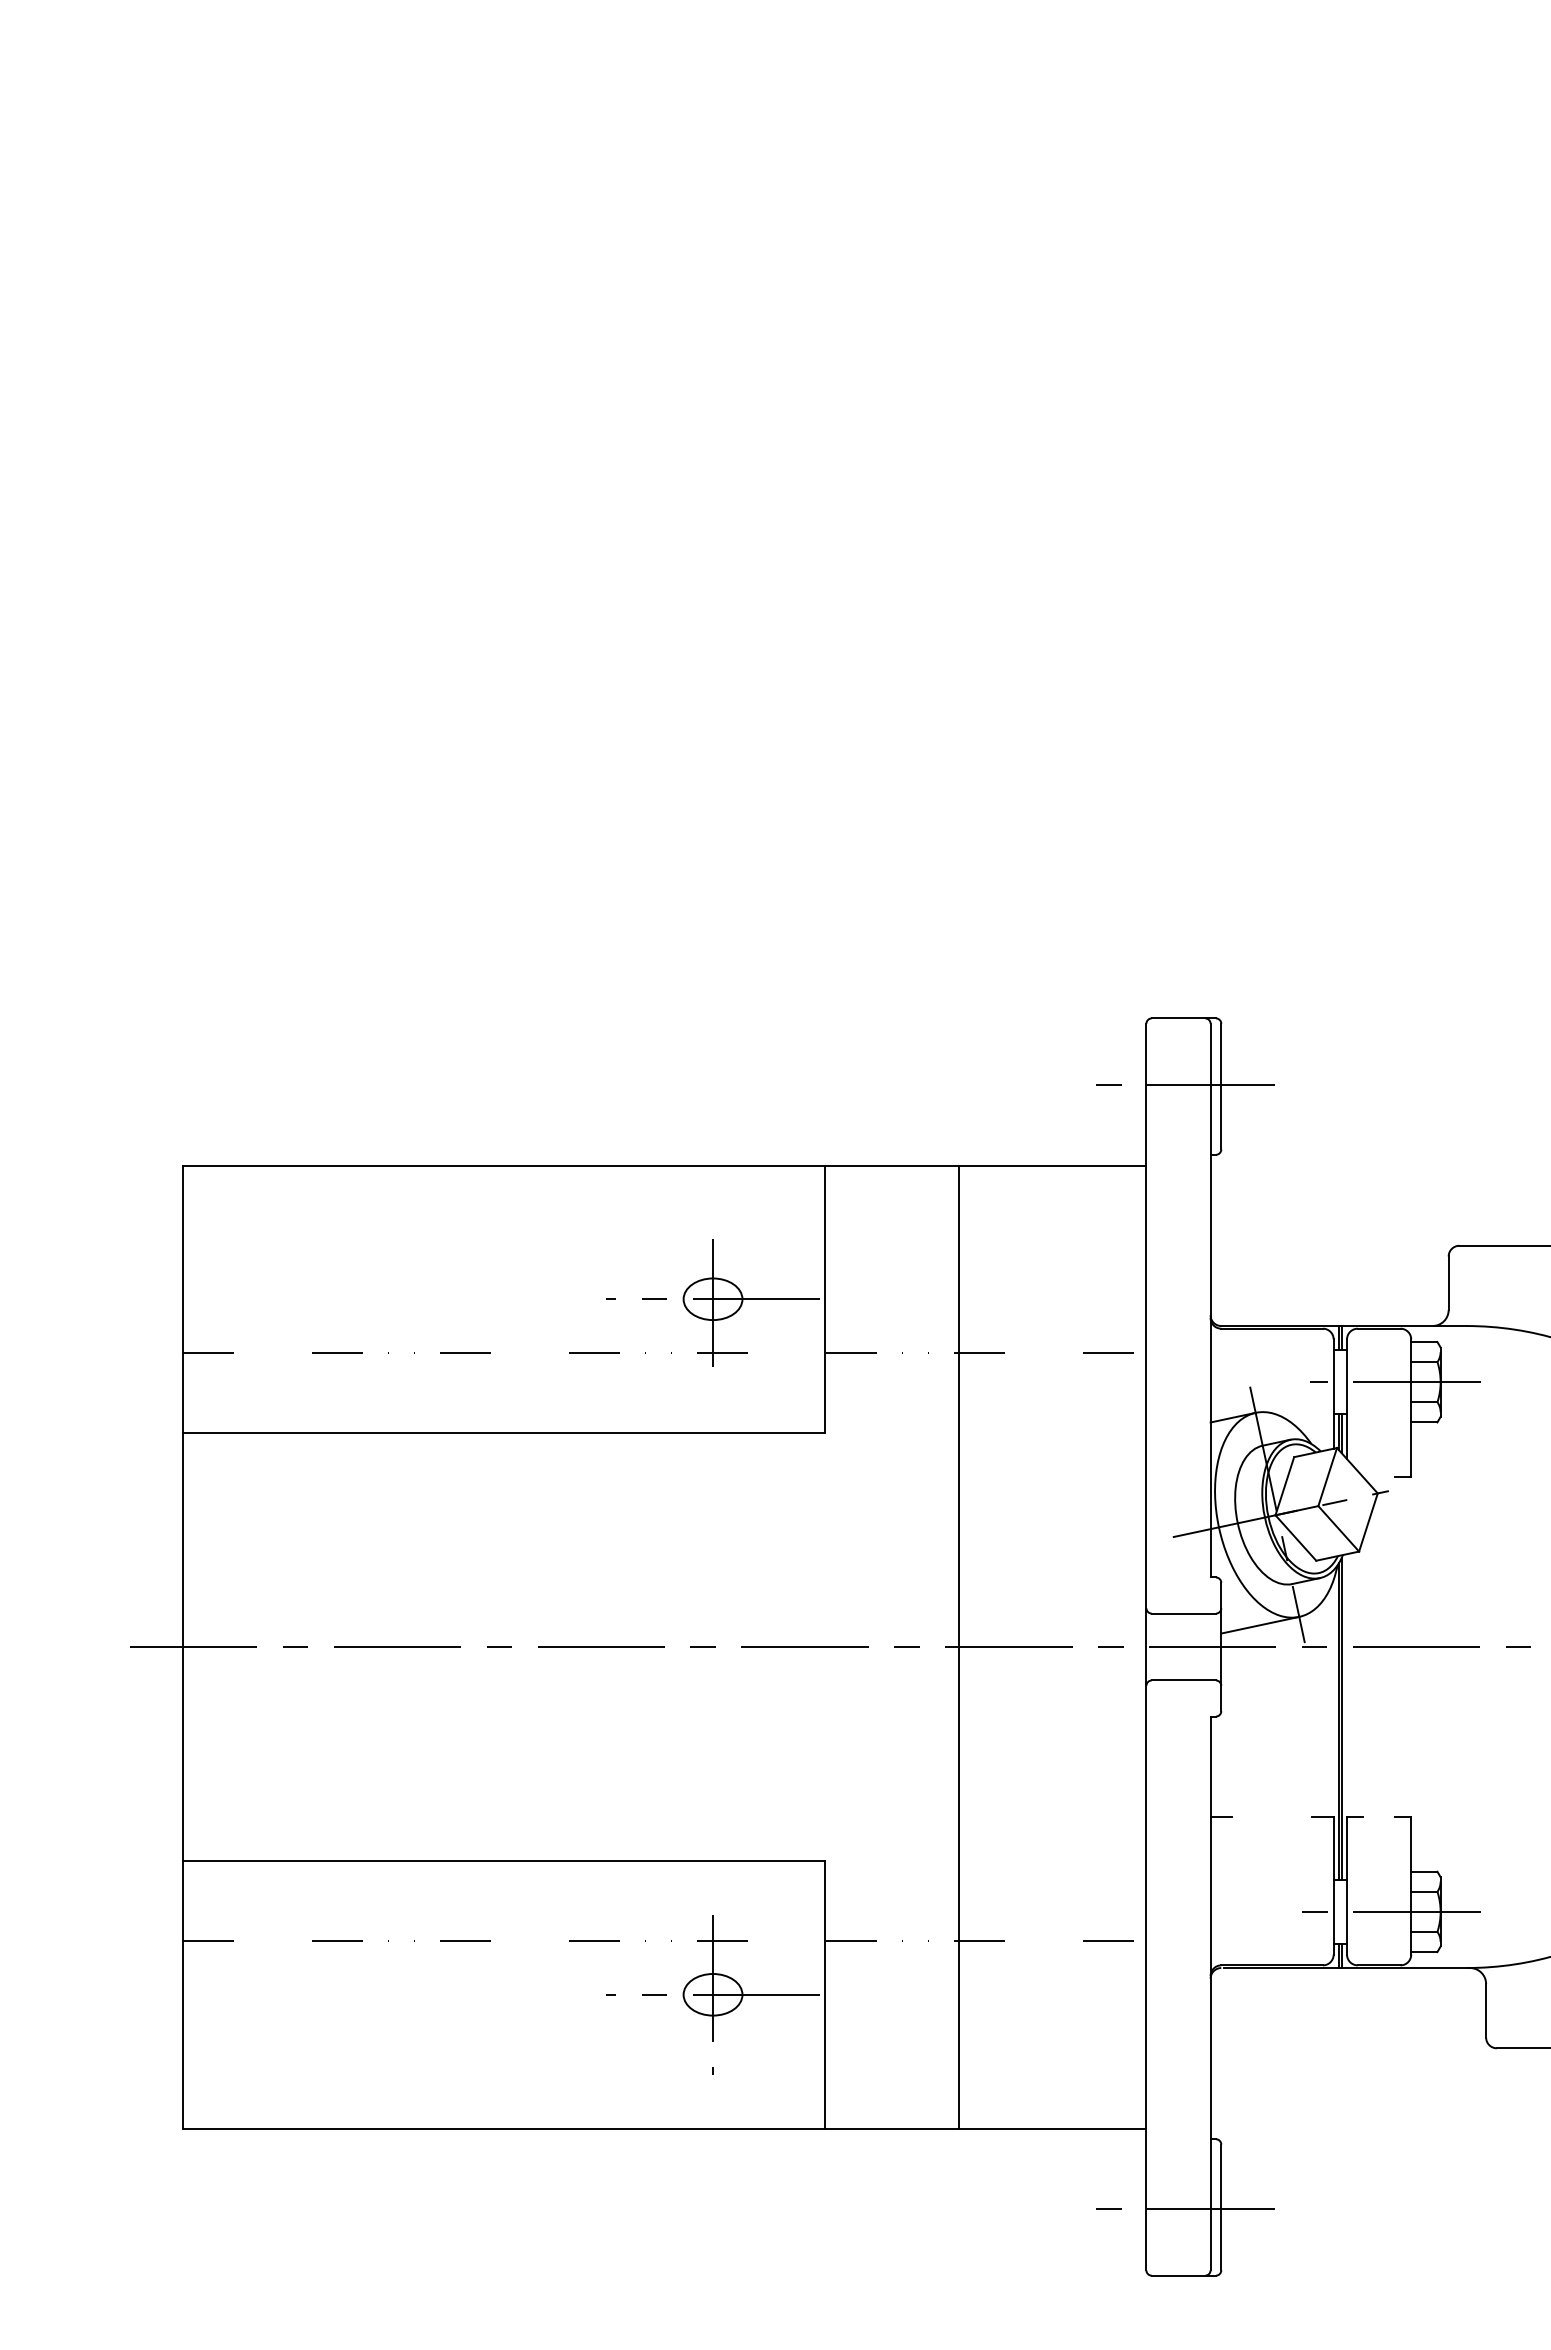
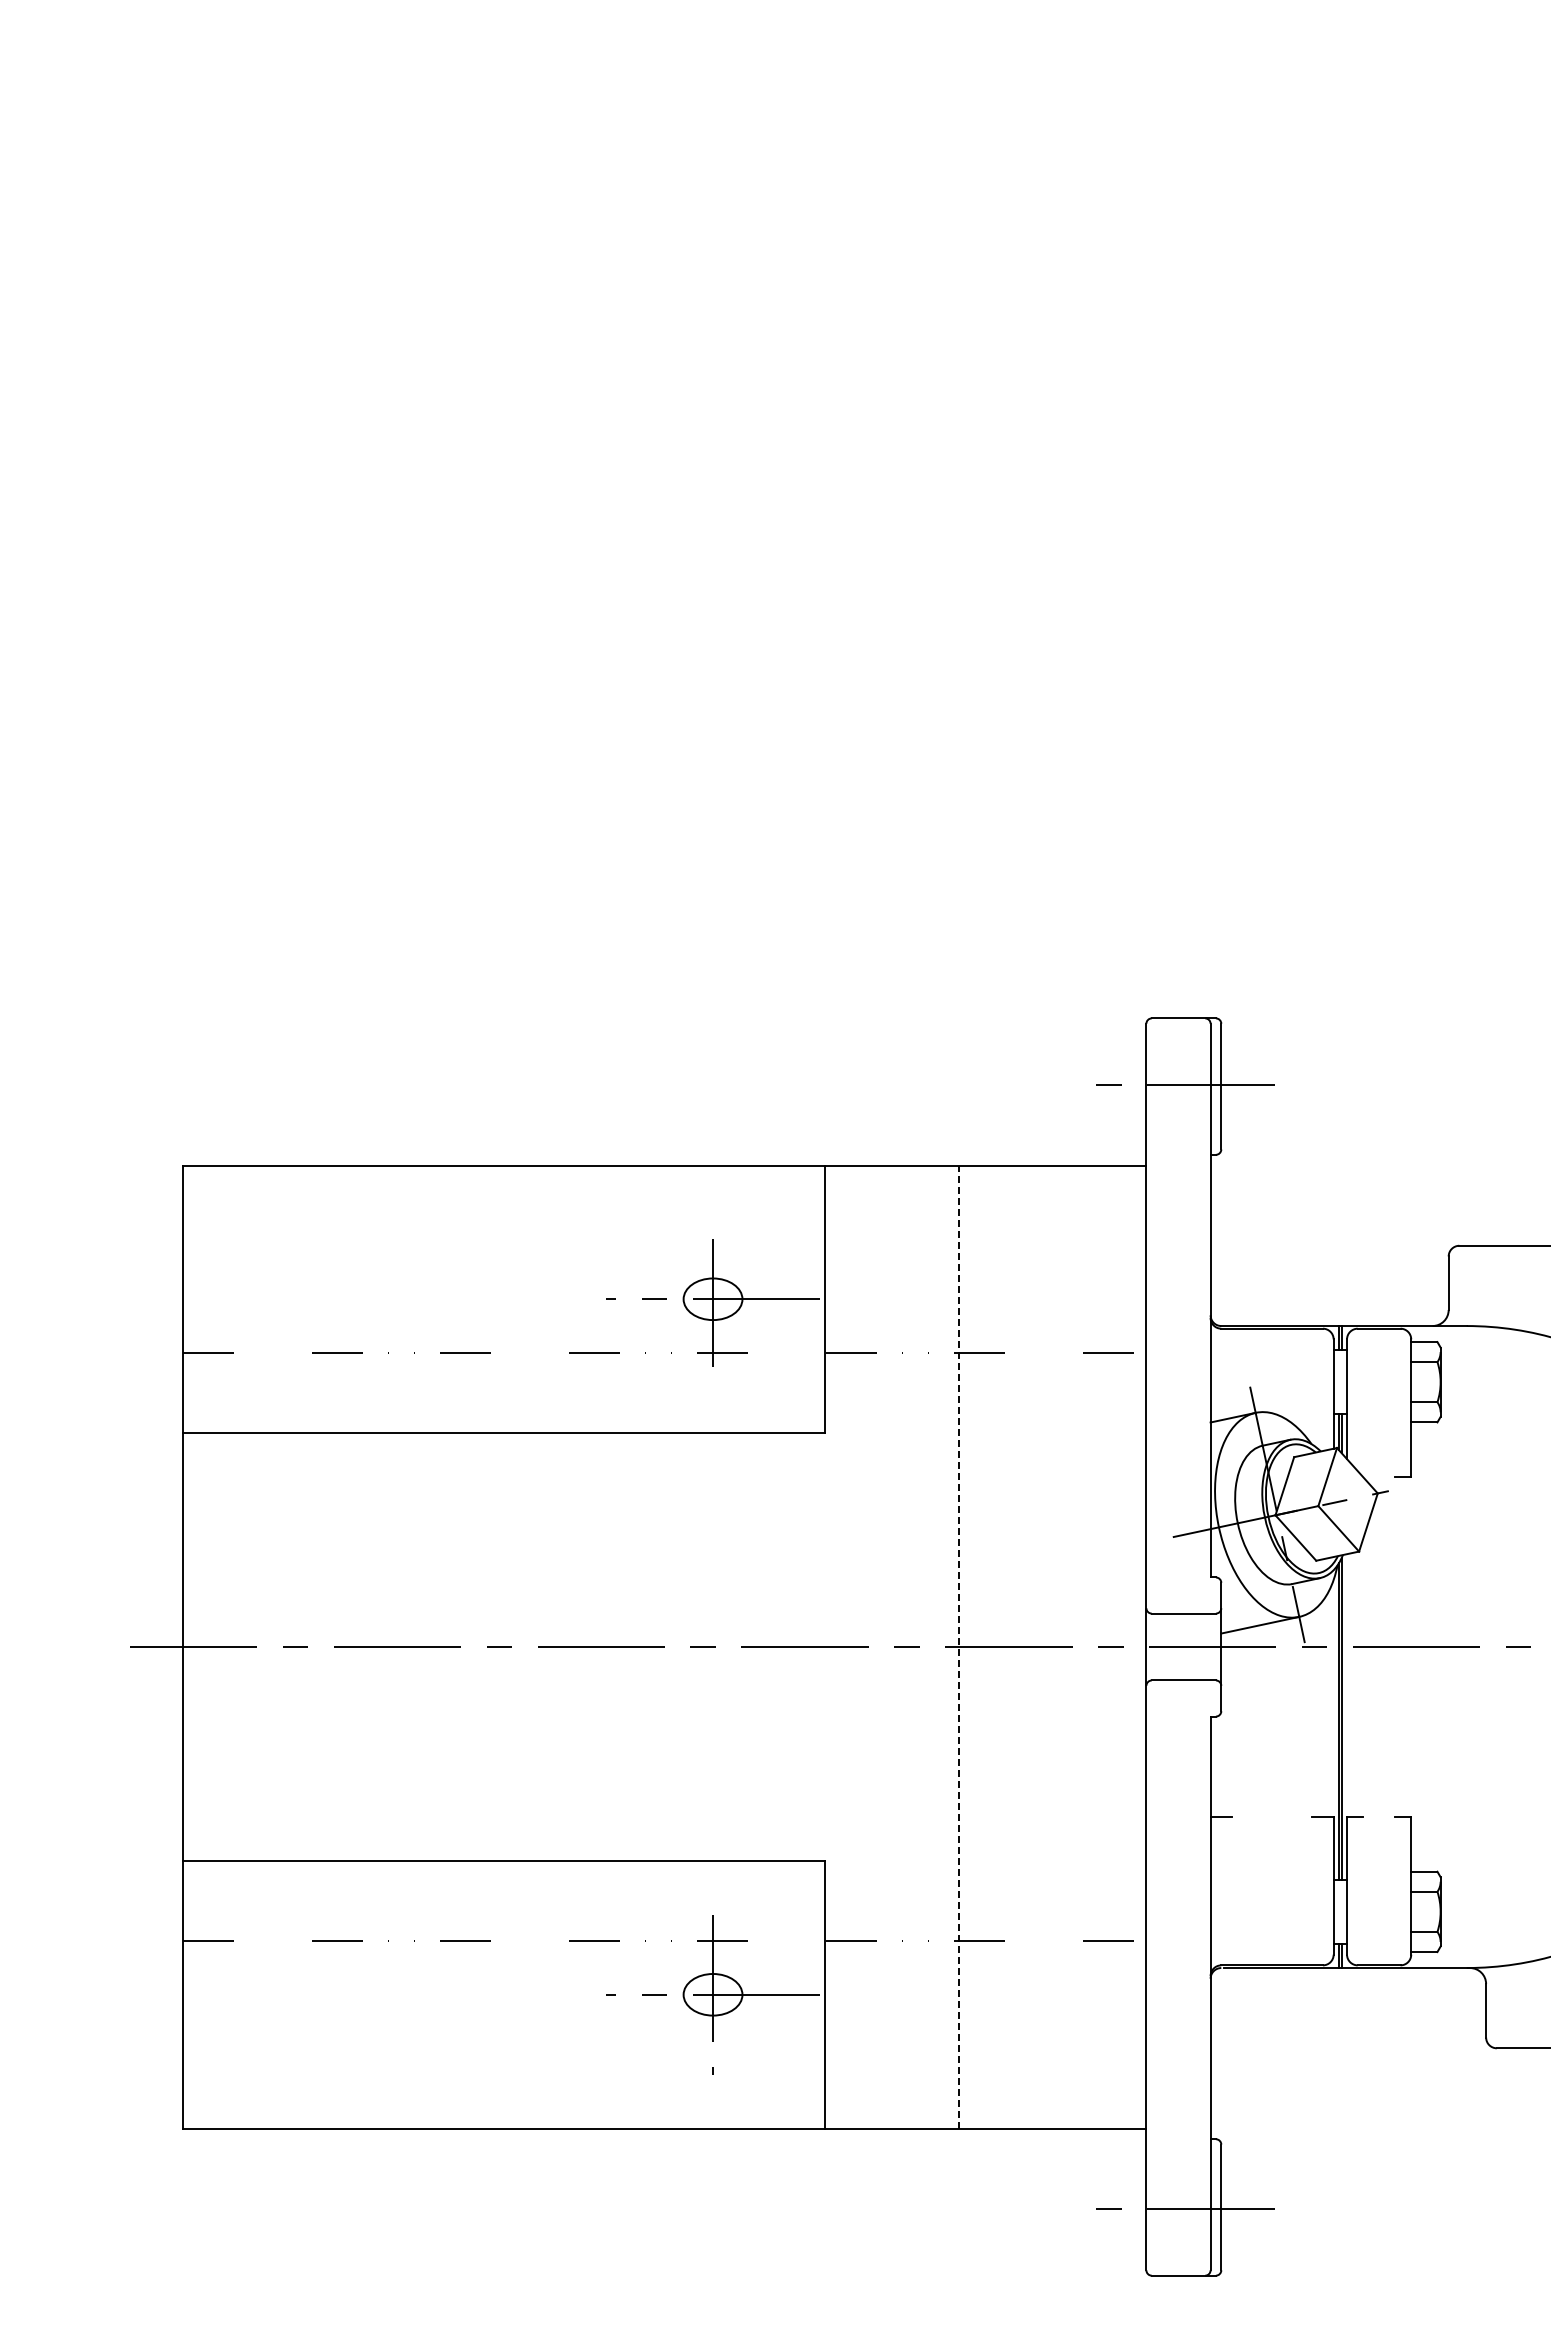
line: present -> none (1394, 1382)
line: solid -> dashed (959, 1647)
line: present -> none (1389, 1911)
